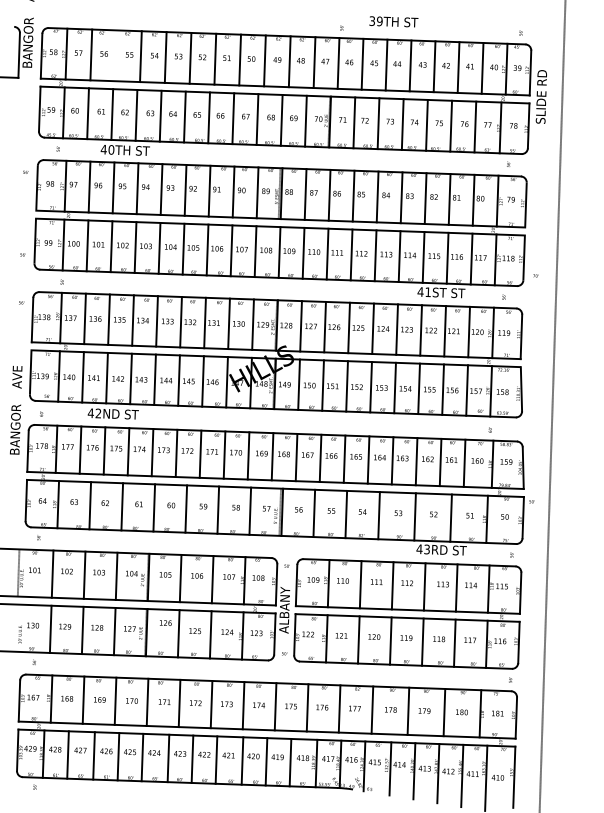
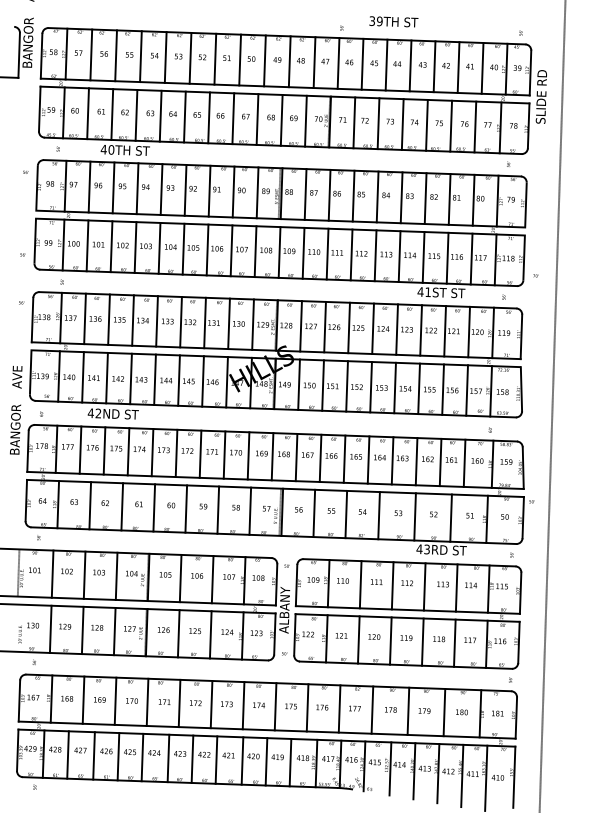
line: none -> present (115, 55)
text position: (165, 622) -> (163, 629) (163, 629)
